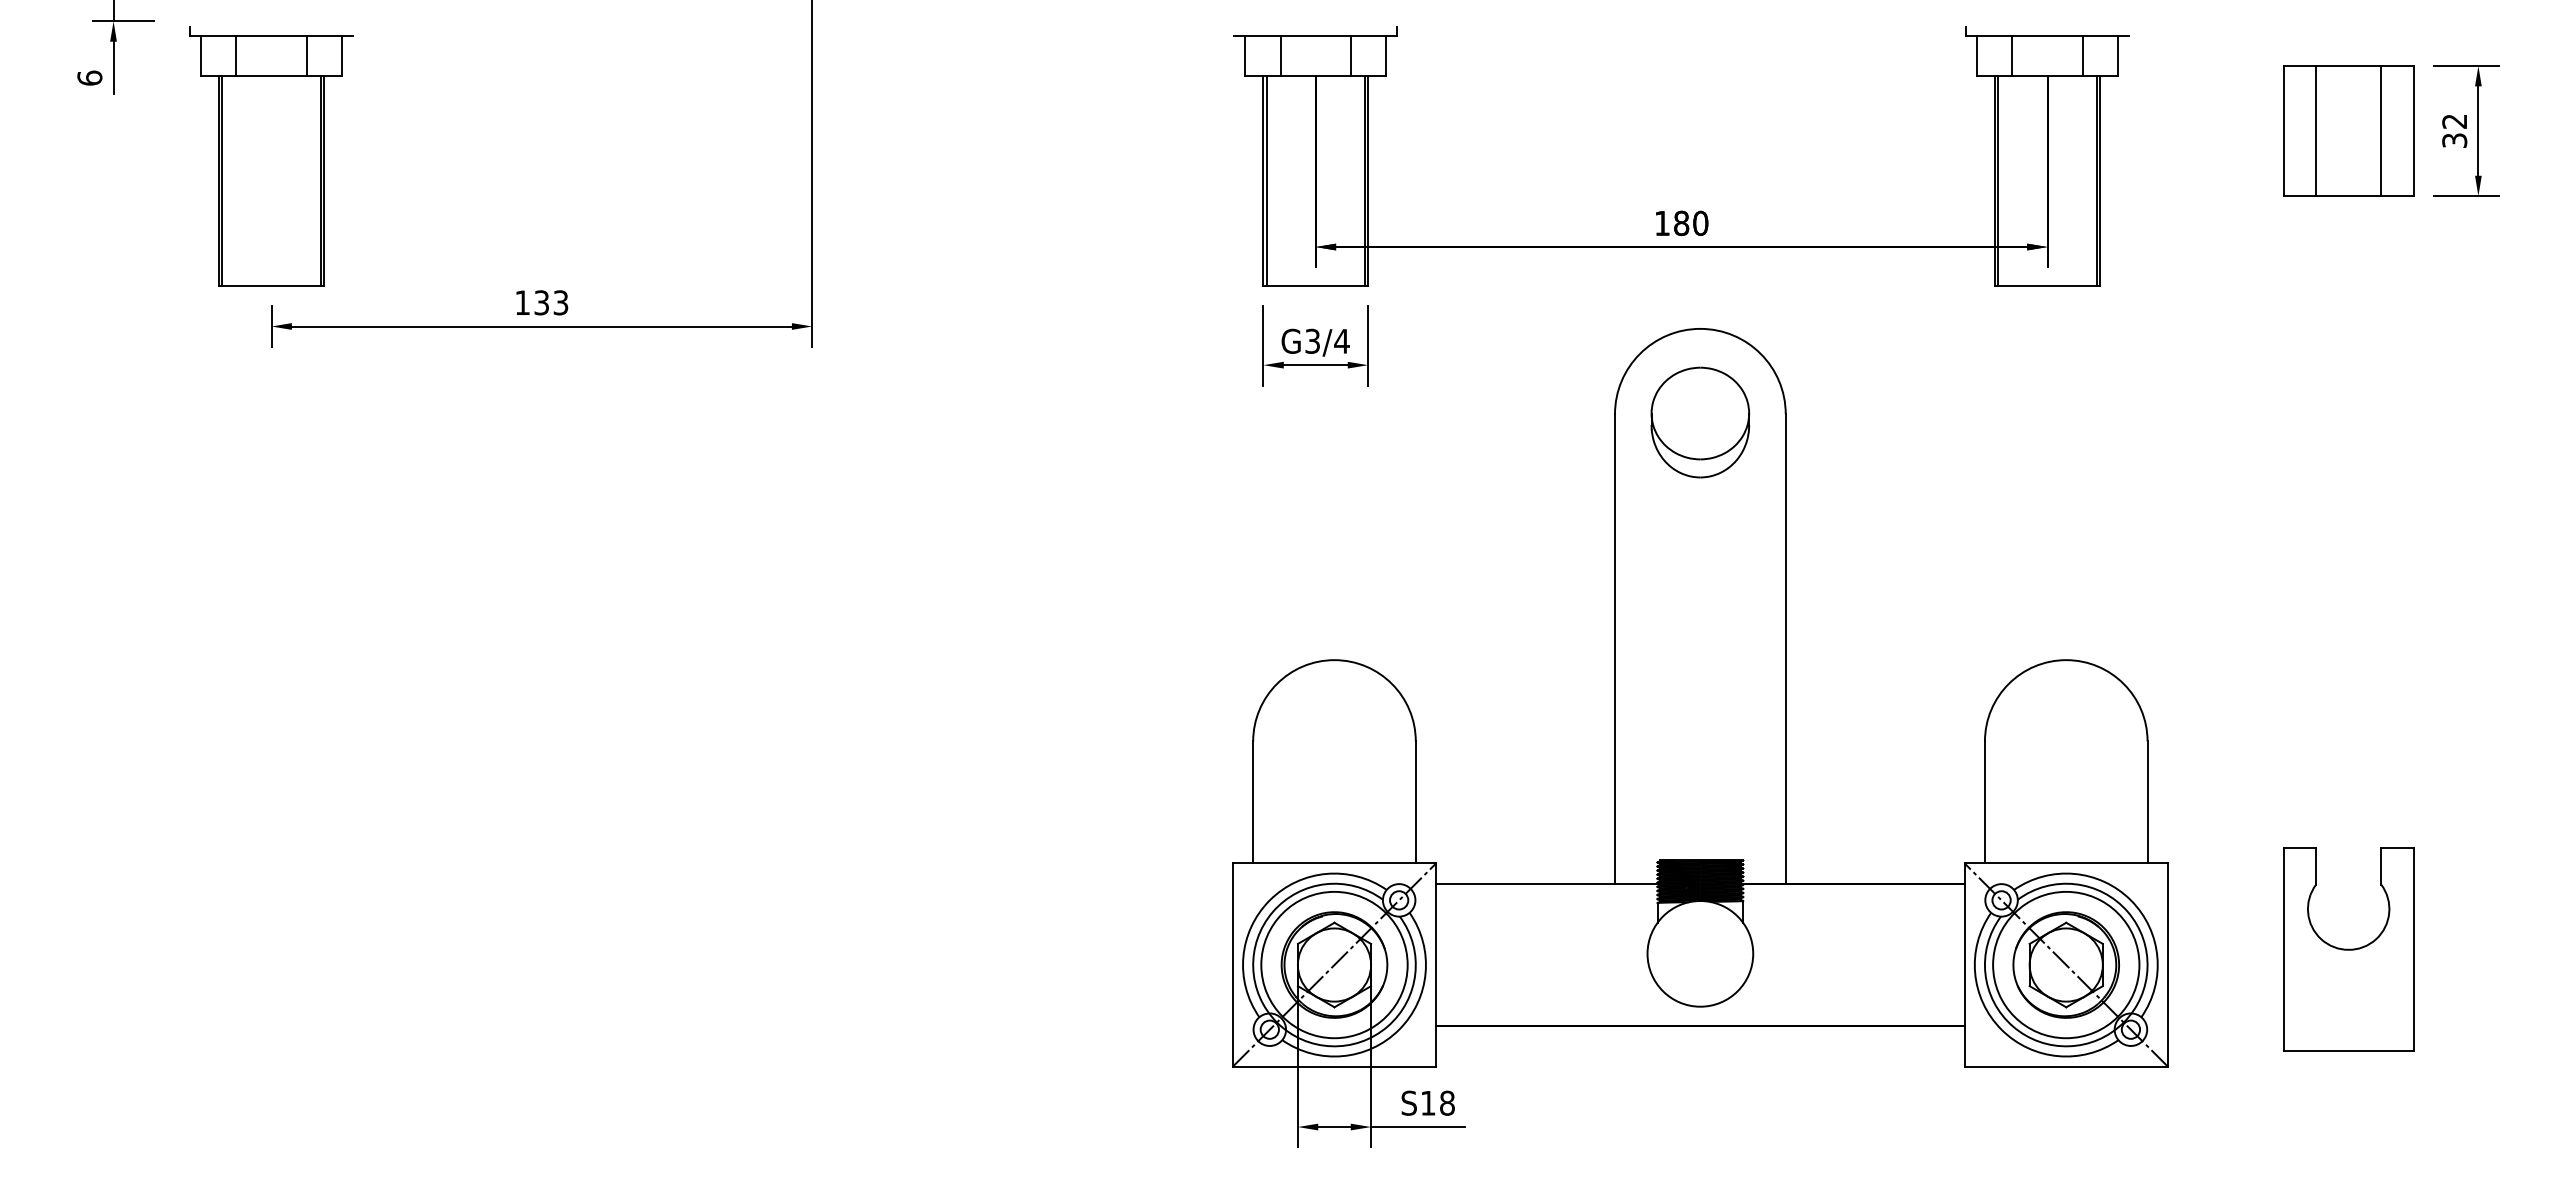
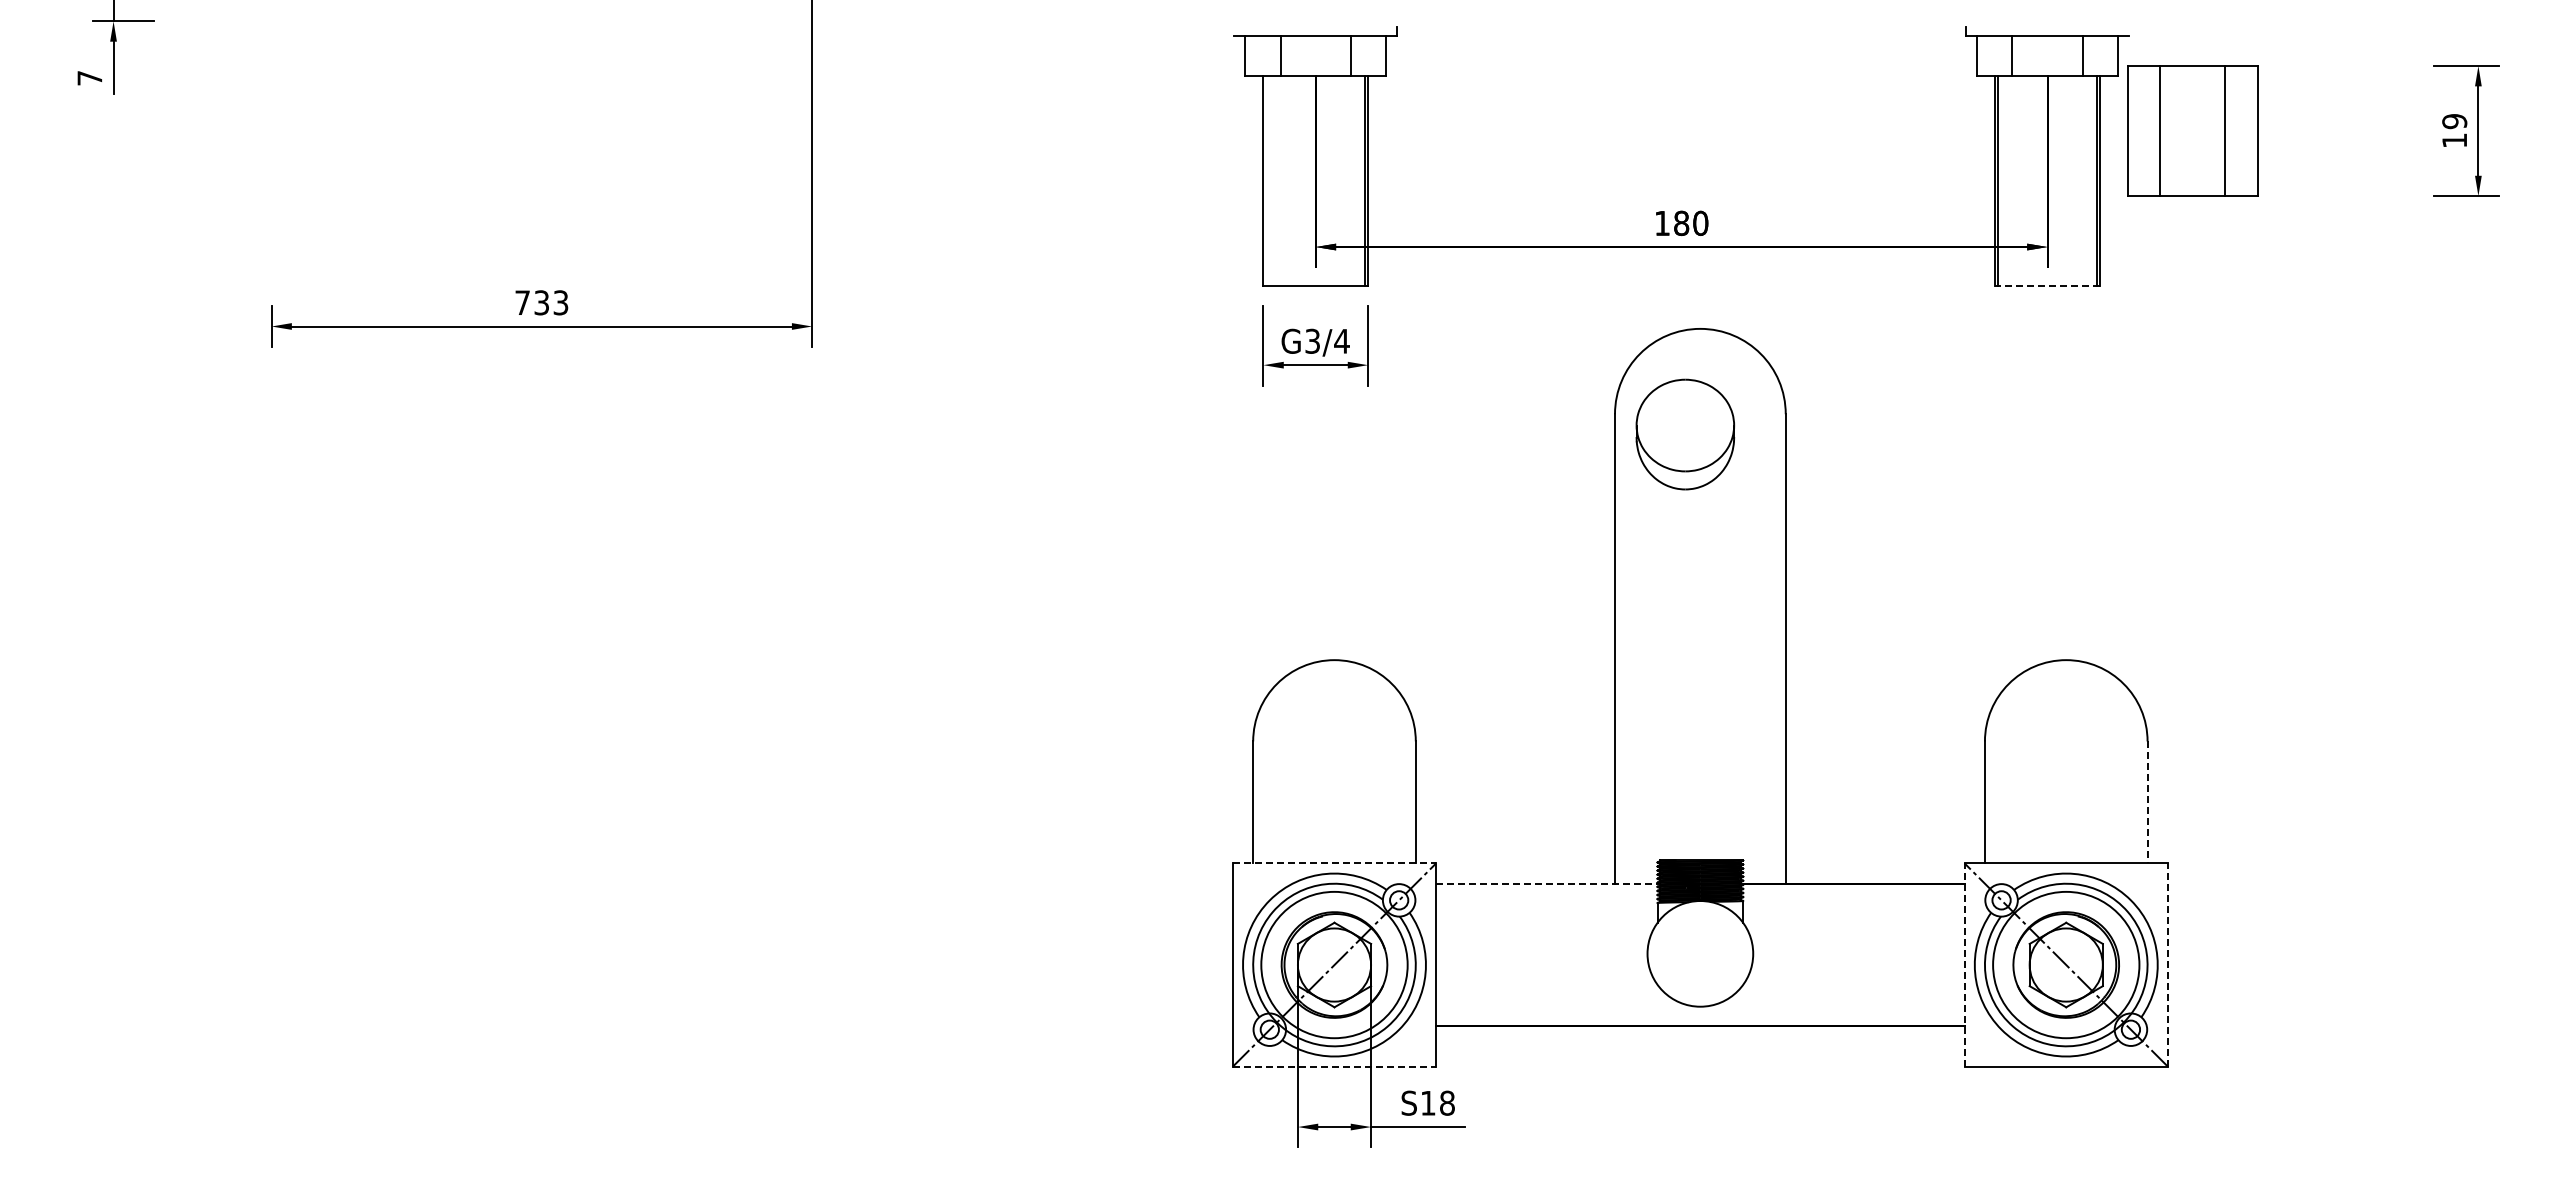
text: 6 -> 7 (89, 77)
part position: (2348, 130) -> (2192, 130) (2192, 130)
text: 32 -> 19 (2454, 130)
part: present -> none (271, 156)
line: present -> none (1266, 180)
line: solid -> dashed (2047, 285)
text: 133 -> 733 (522, 302)
part position: (1700, 422) -> (1685, 434) (1685, 434)
line: solid -> dashed (2147, 802)
line: solid -> dashed (1334, 863)
line: solid -> dashed (1547, 883)
part: present -> none (2348, 949)
line: solid -> dashed (1964, 965)
line: solid -> dashed (2167, 965)
line: solid -> dashed (1334, 1066)
